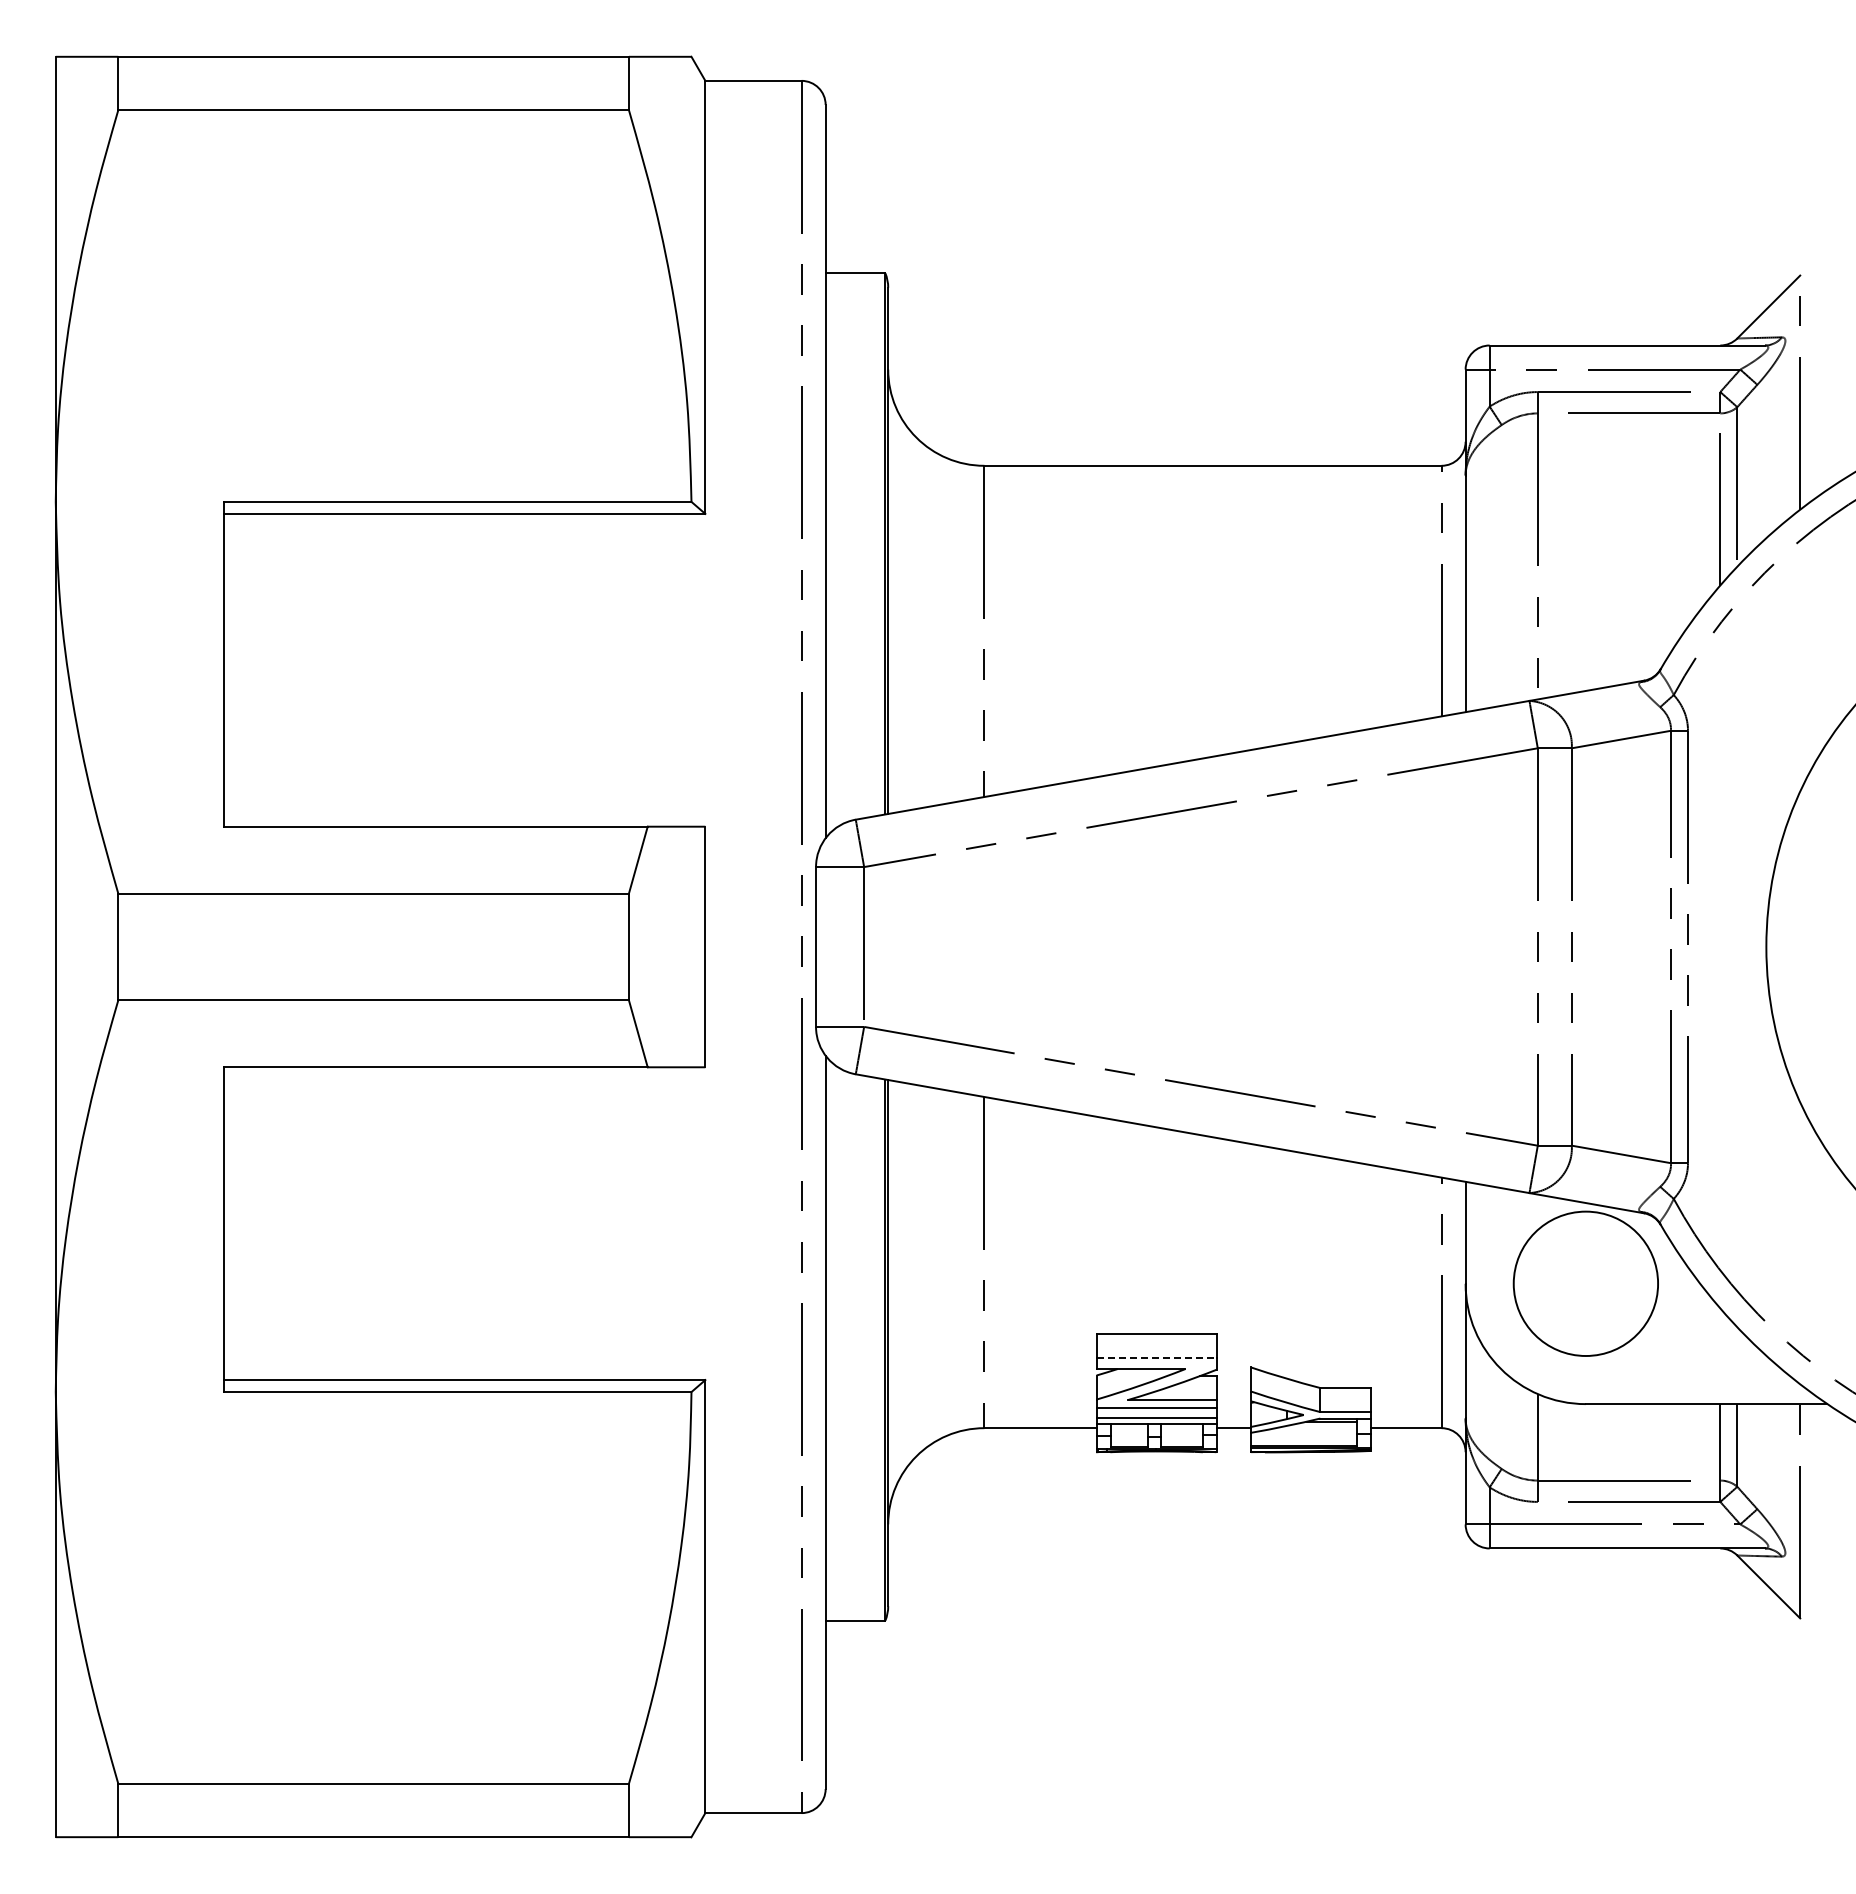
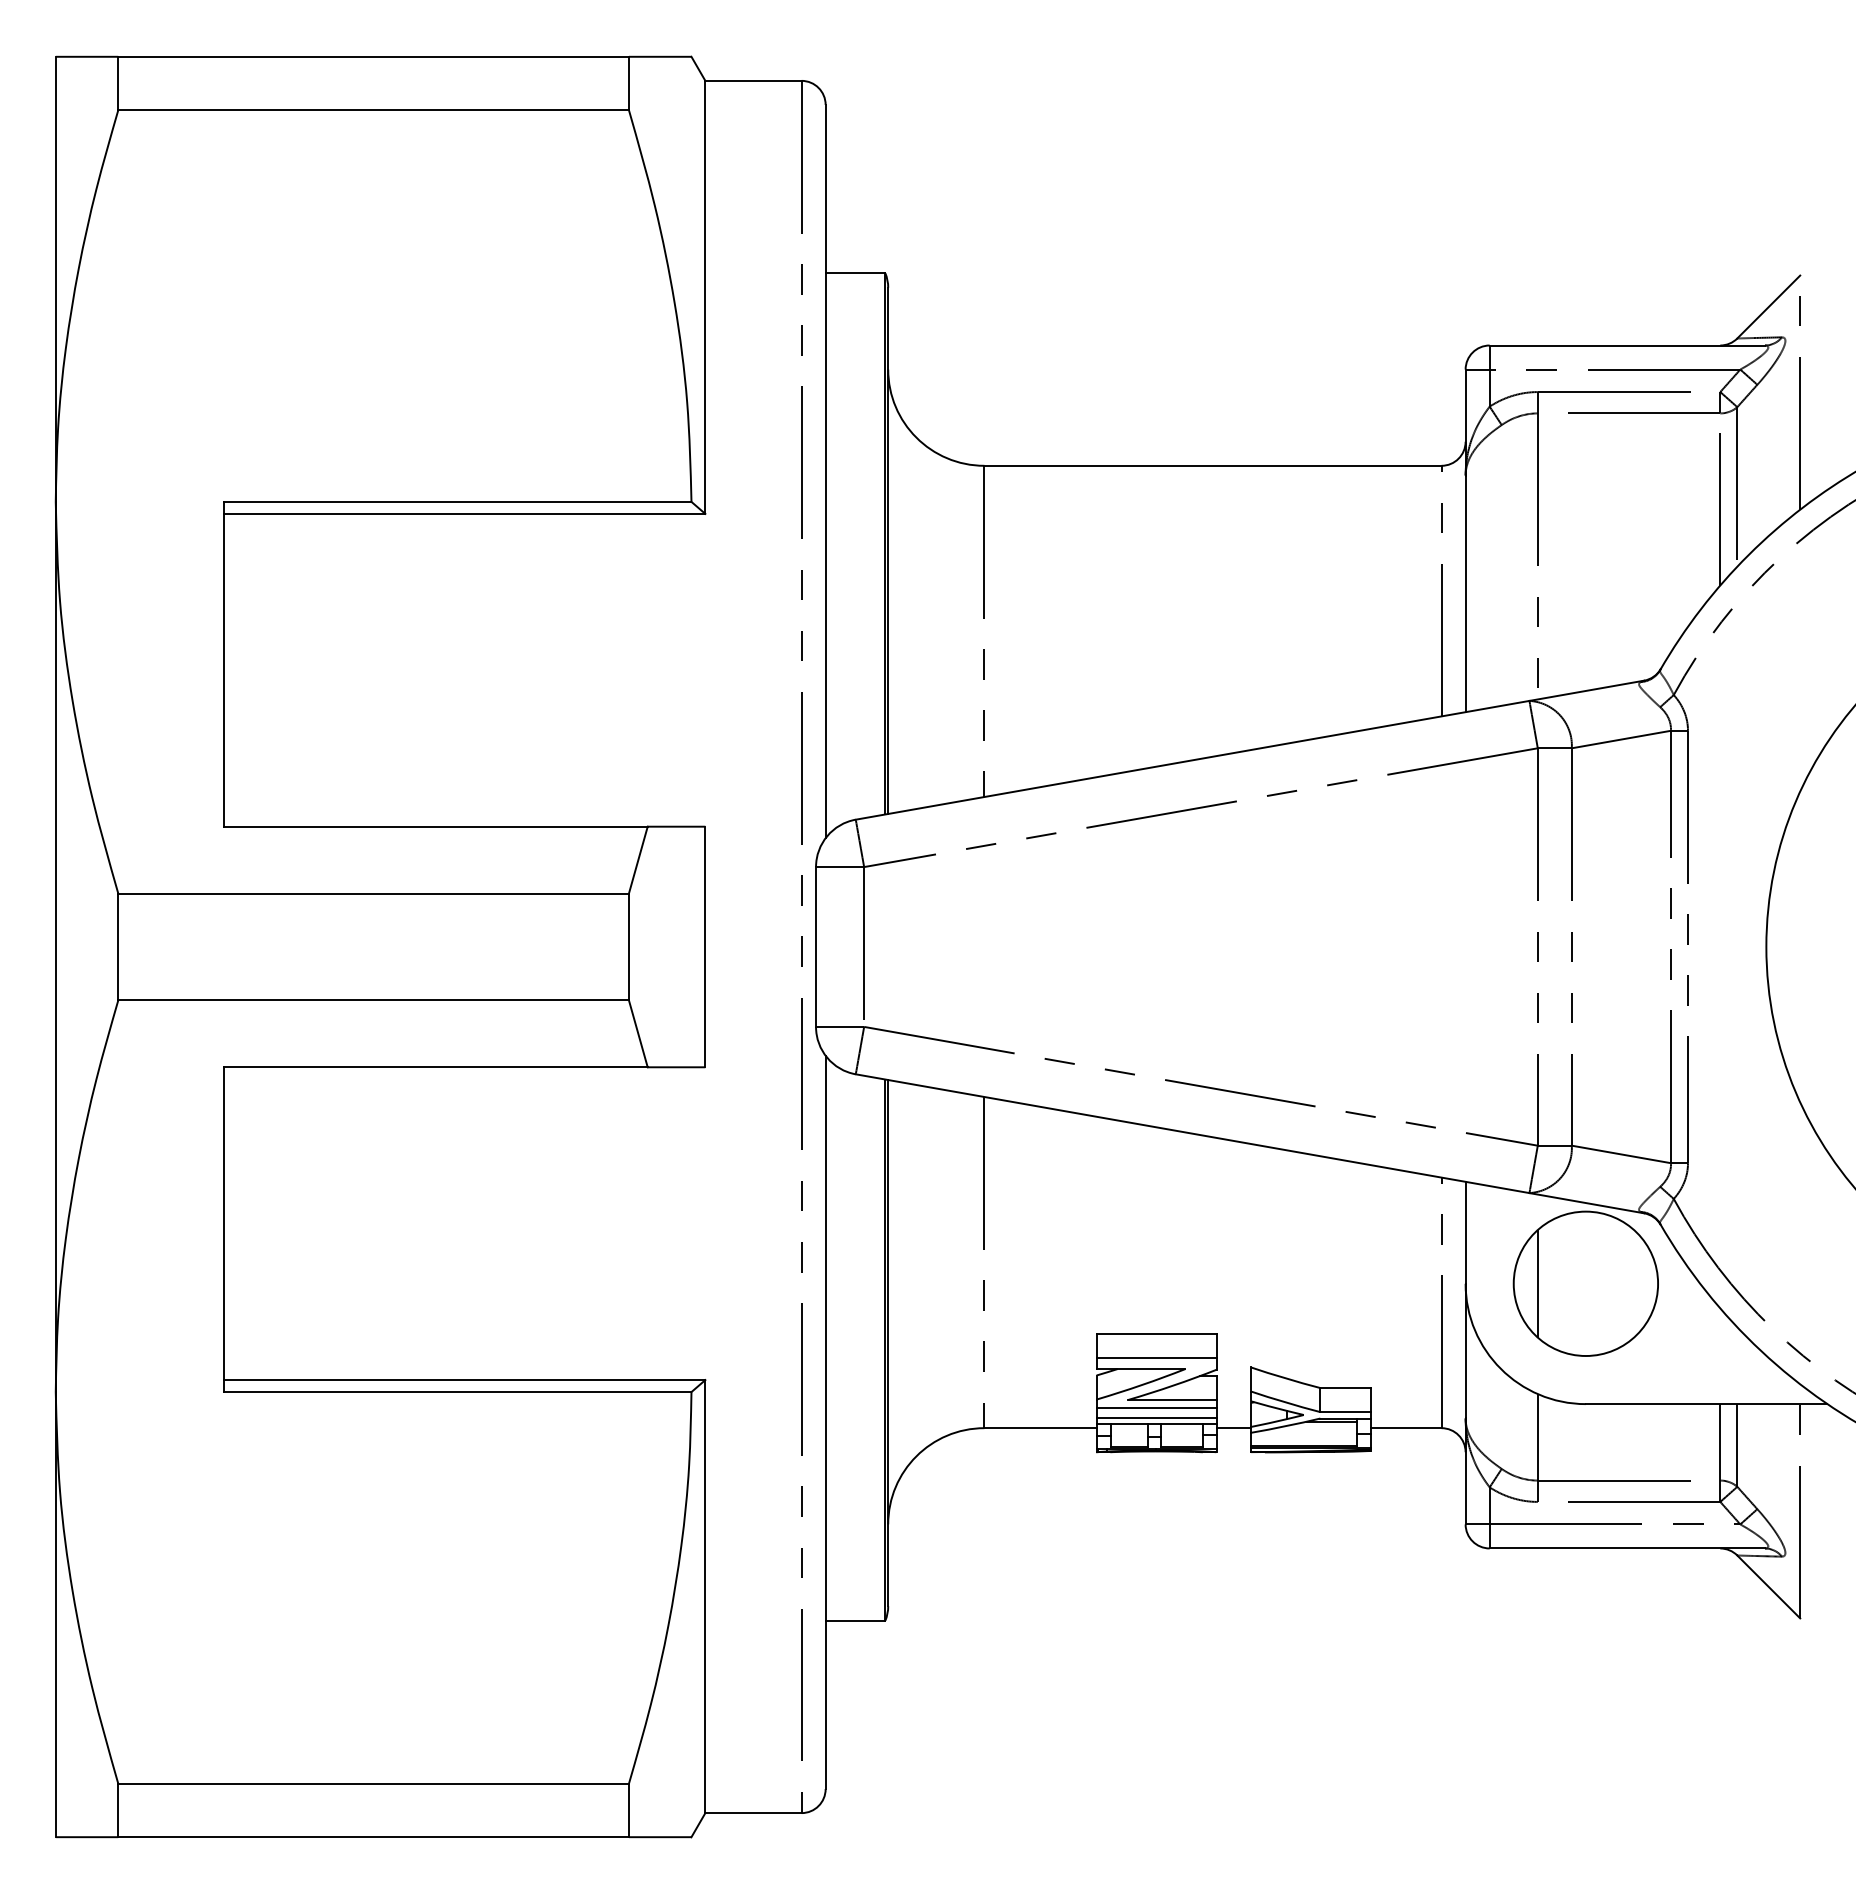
line: none -> present (1537, 1283)
line: dashed -> solid (1157, 1358)
